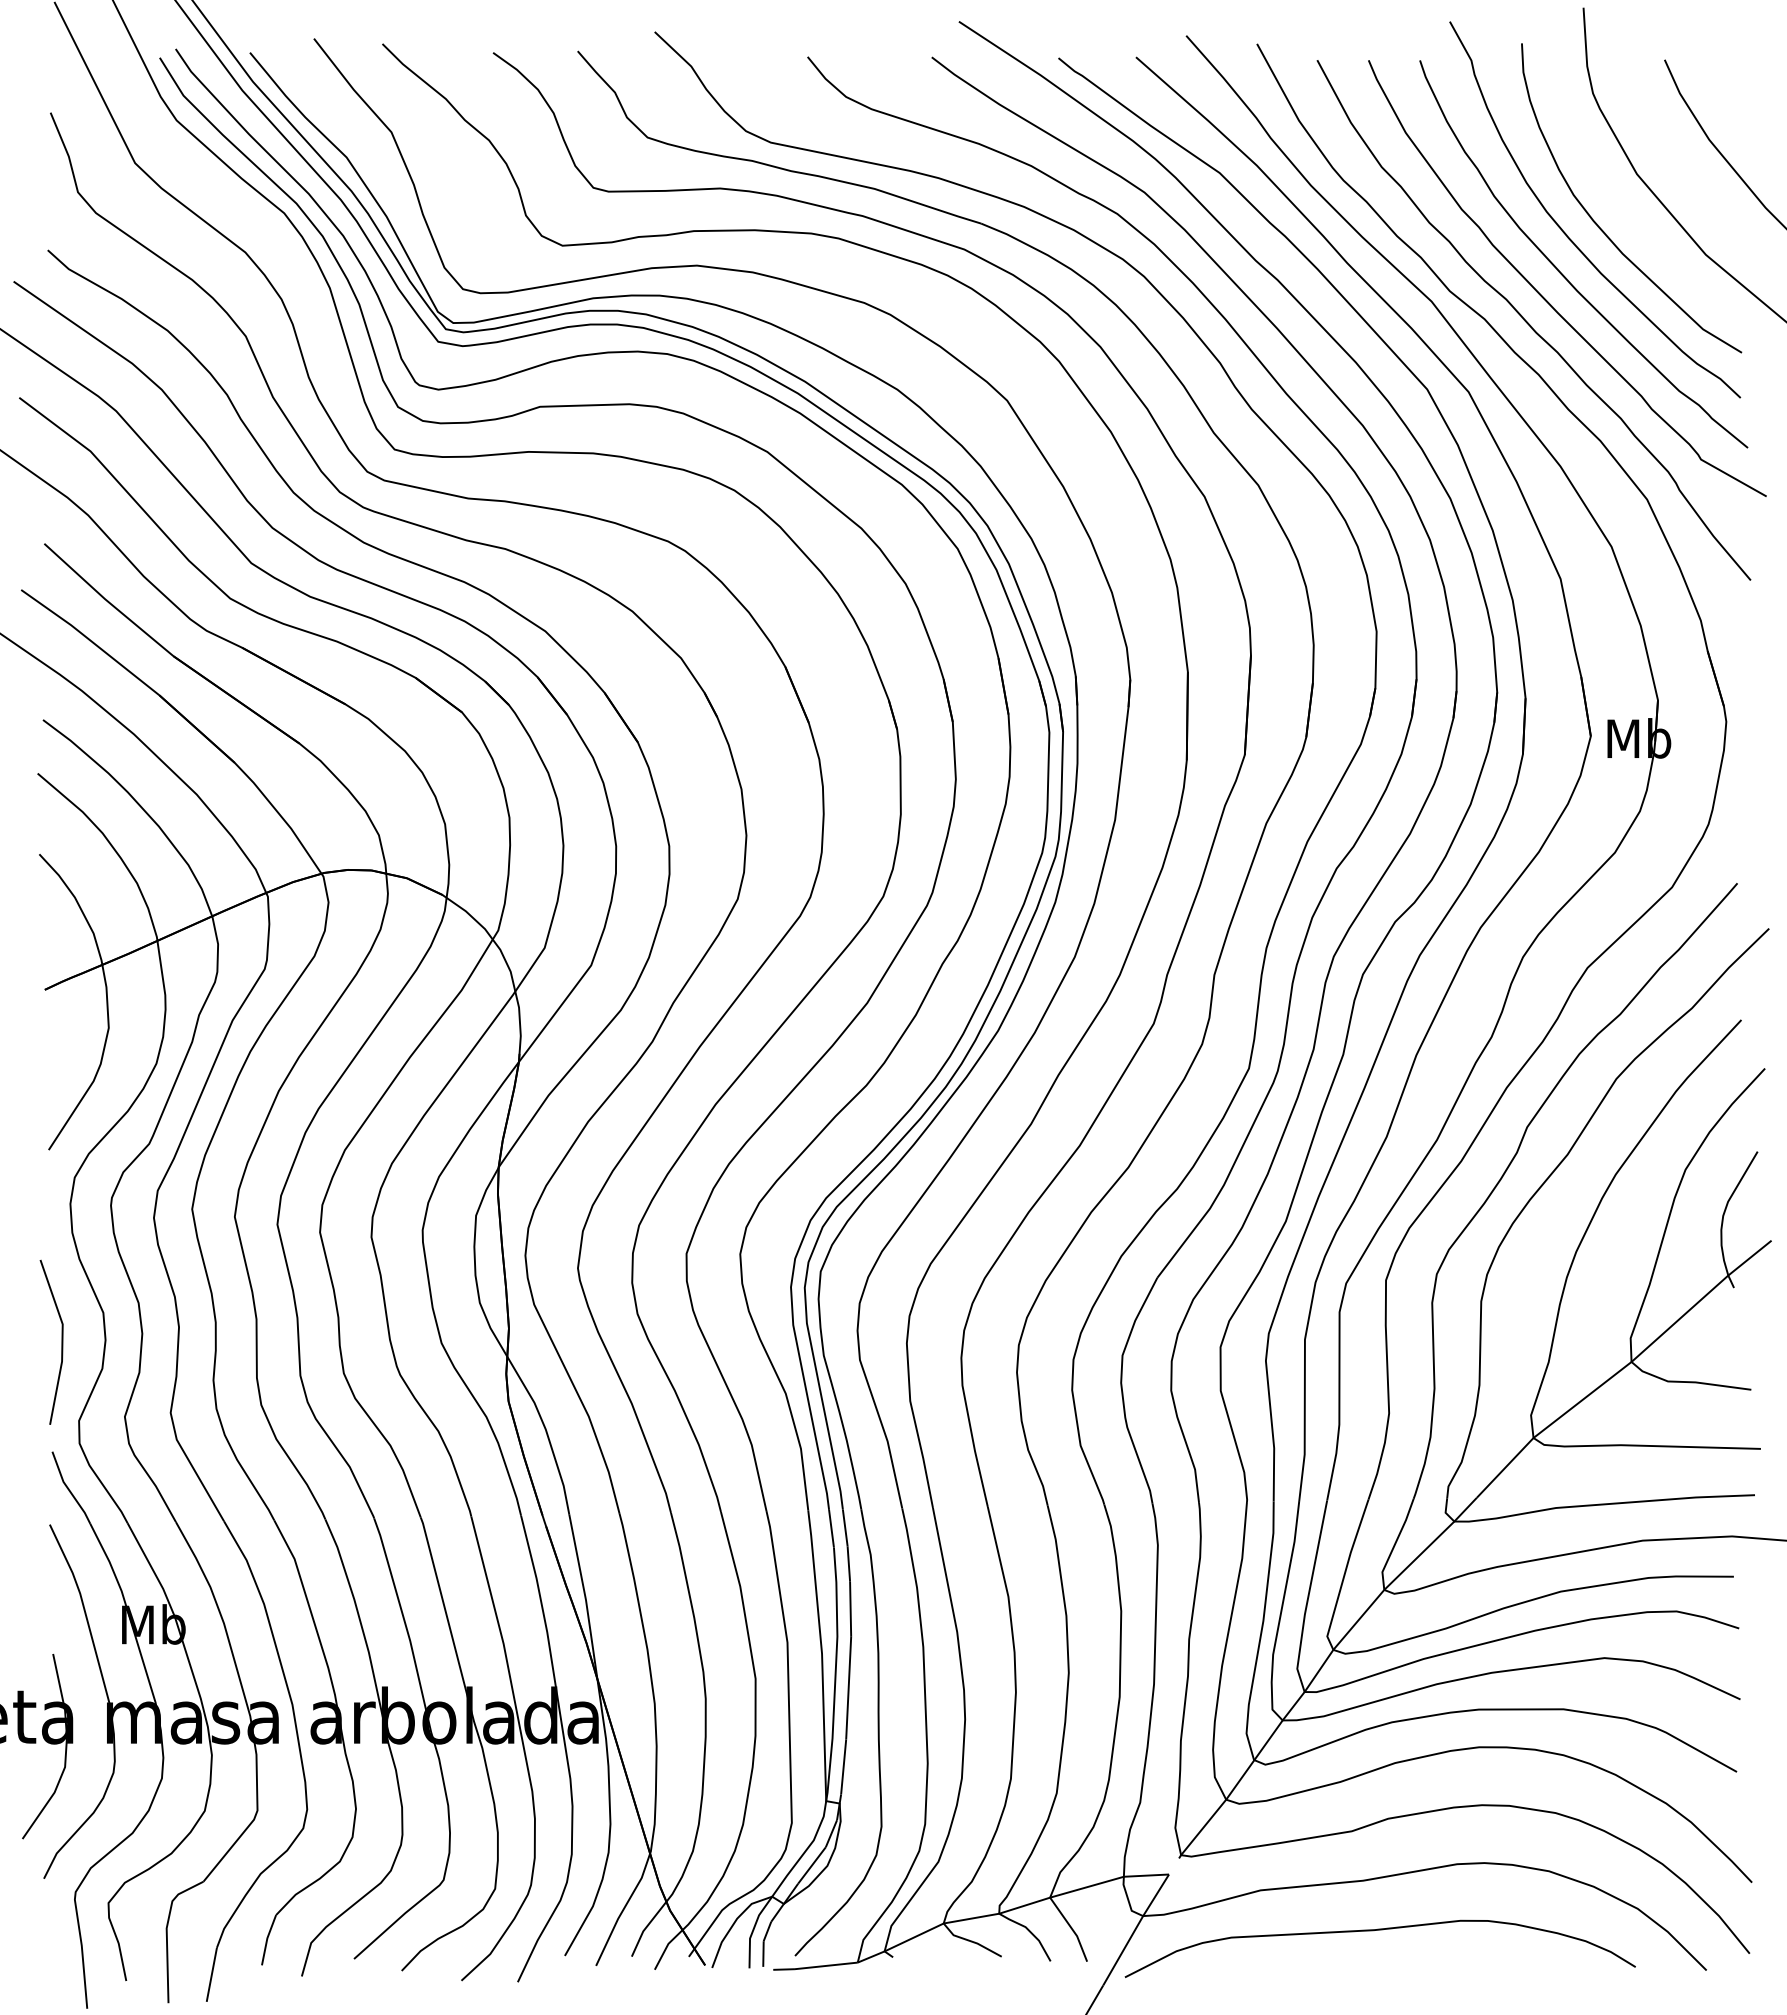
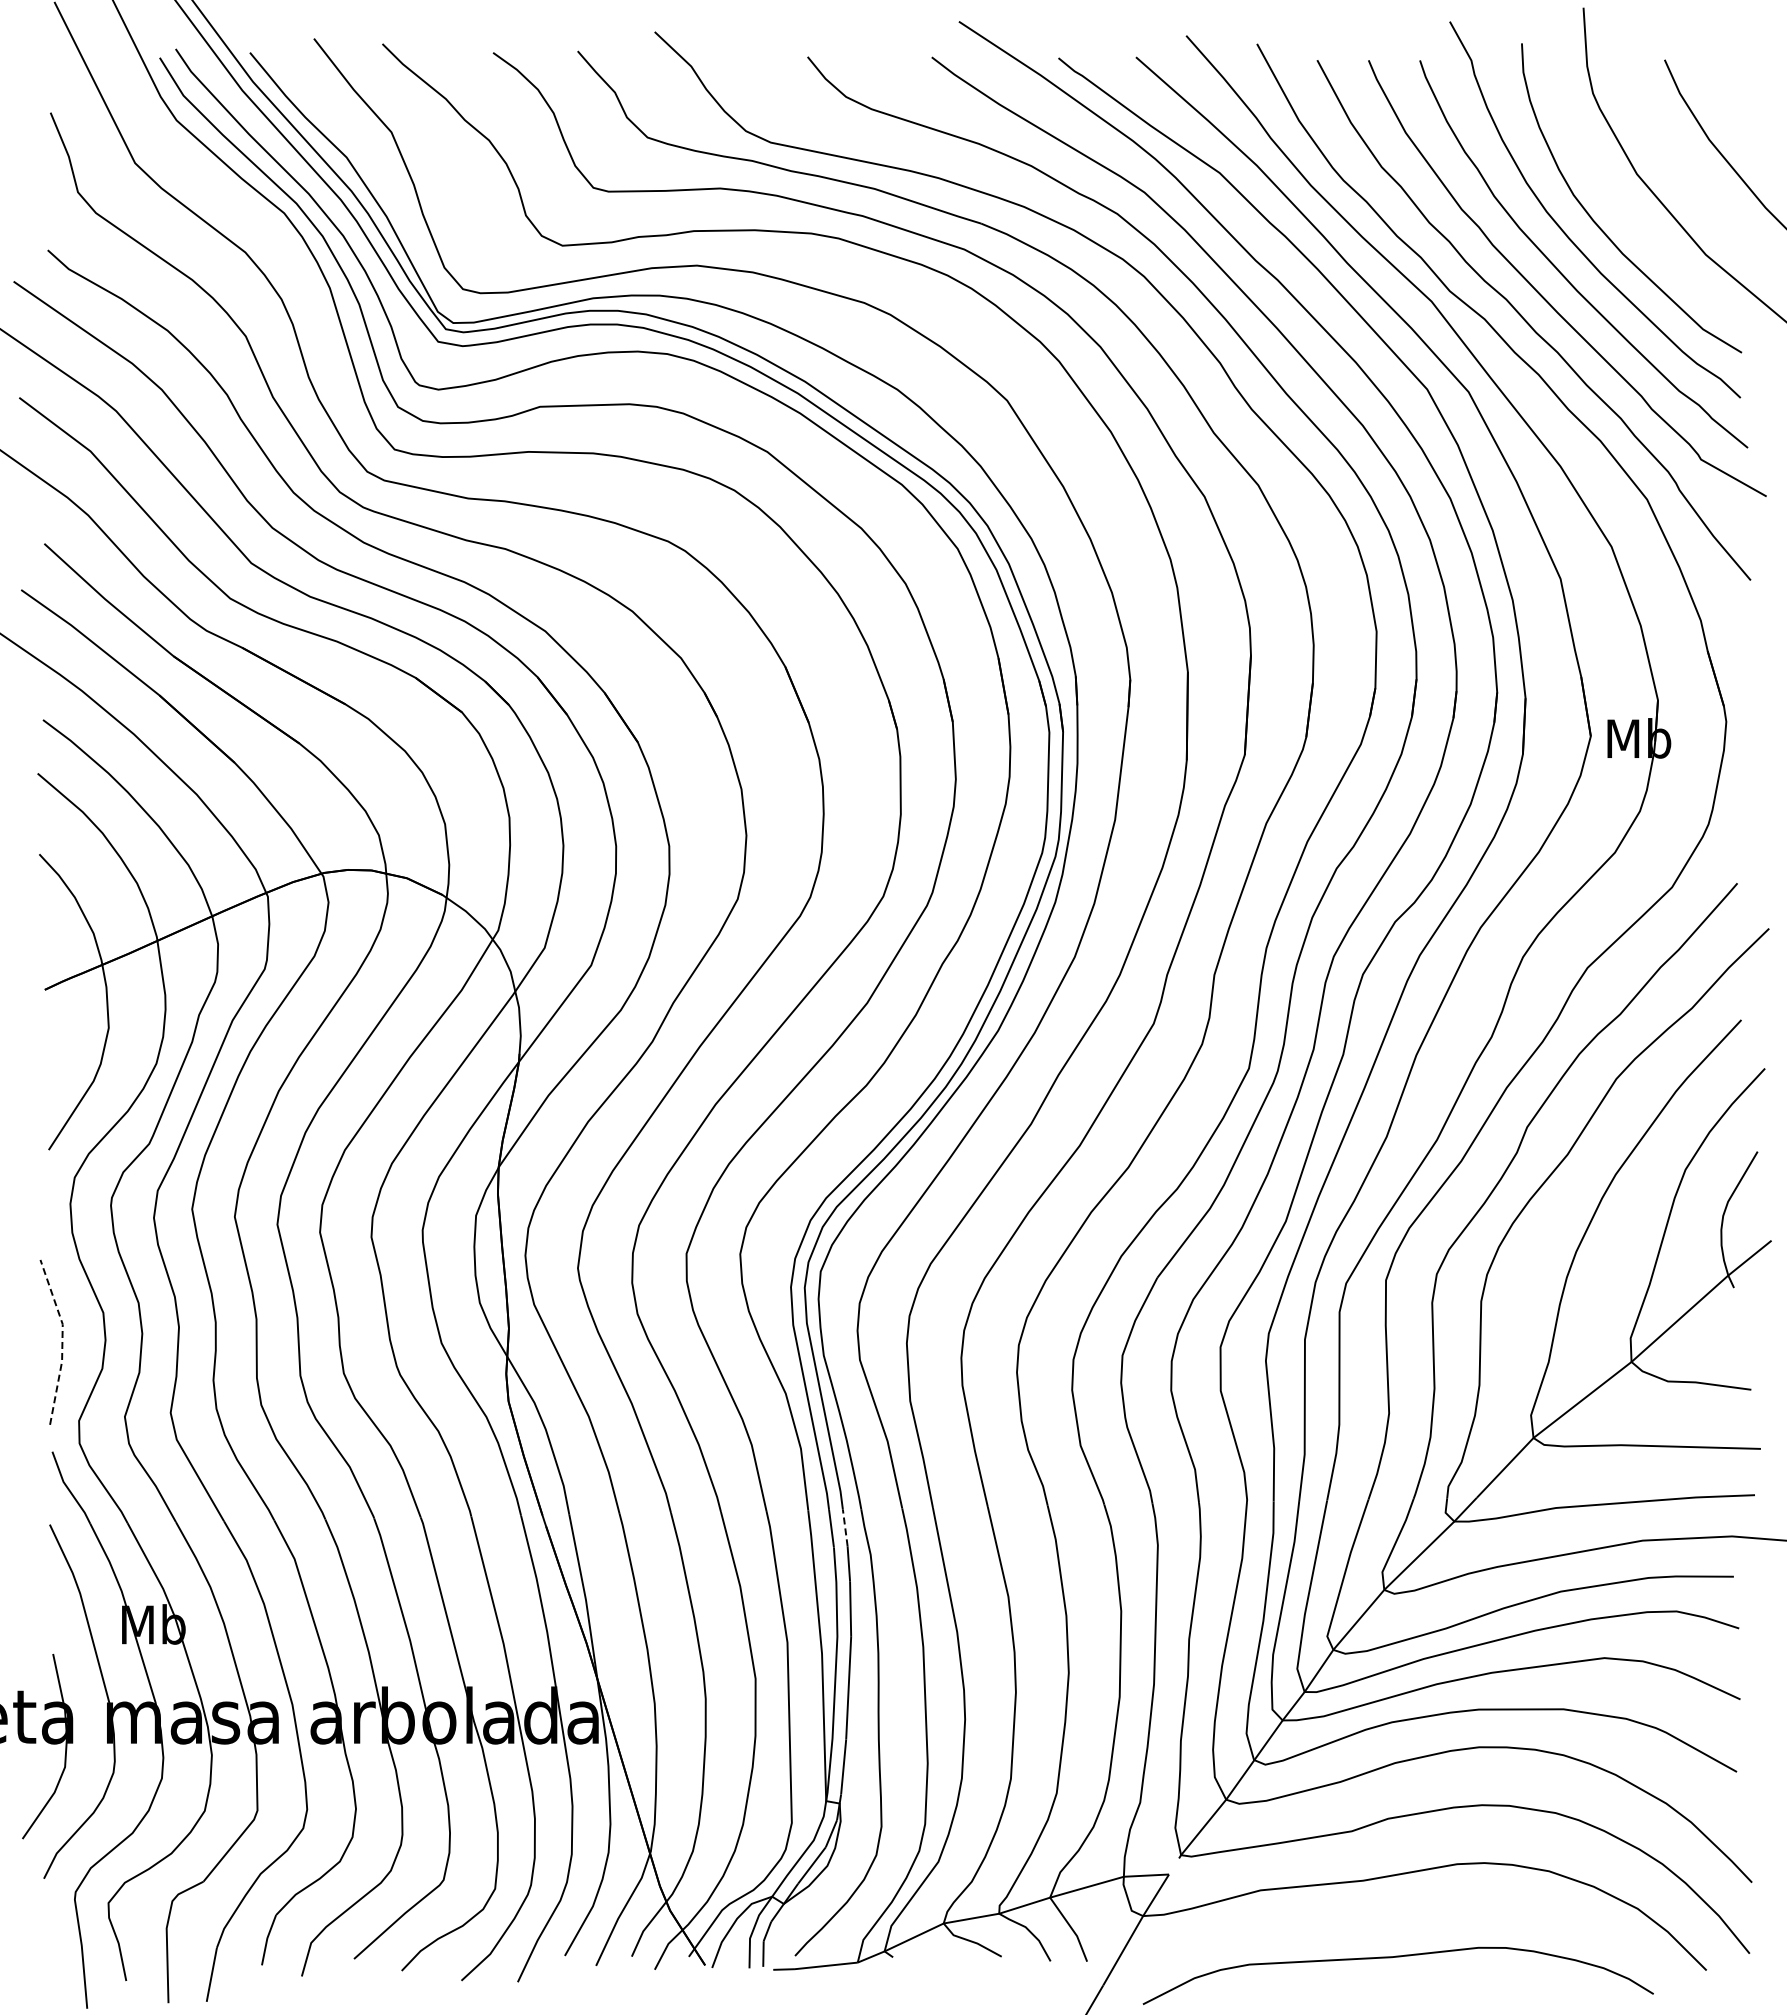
line: solid -> dashed (62, 1340)
line: solid -> dashed (845, 1527)
curve position: (1379, 1930) -> (1397, 1957) (1397, 1957)
